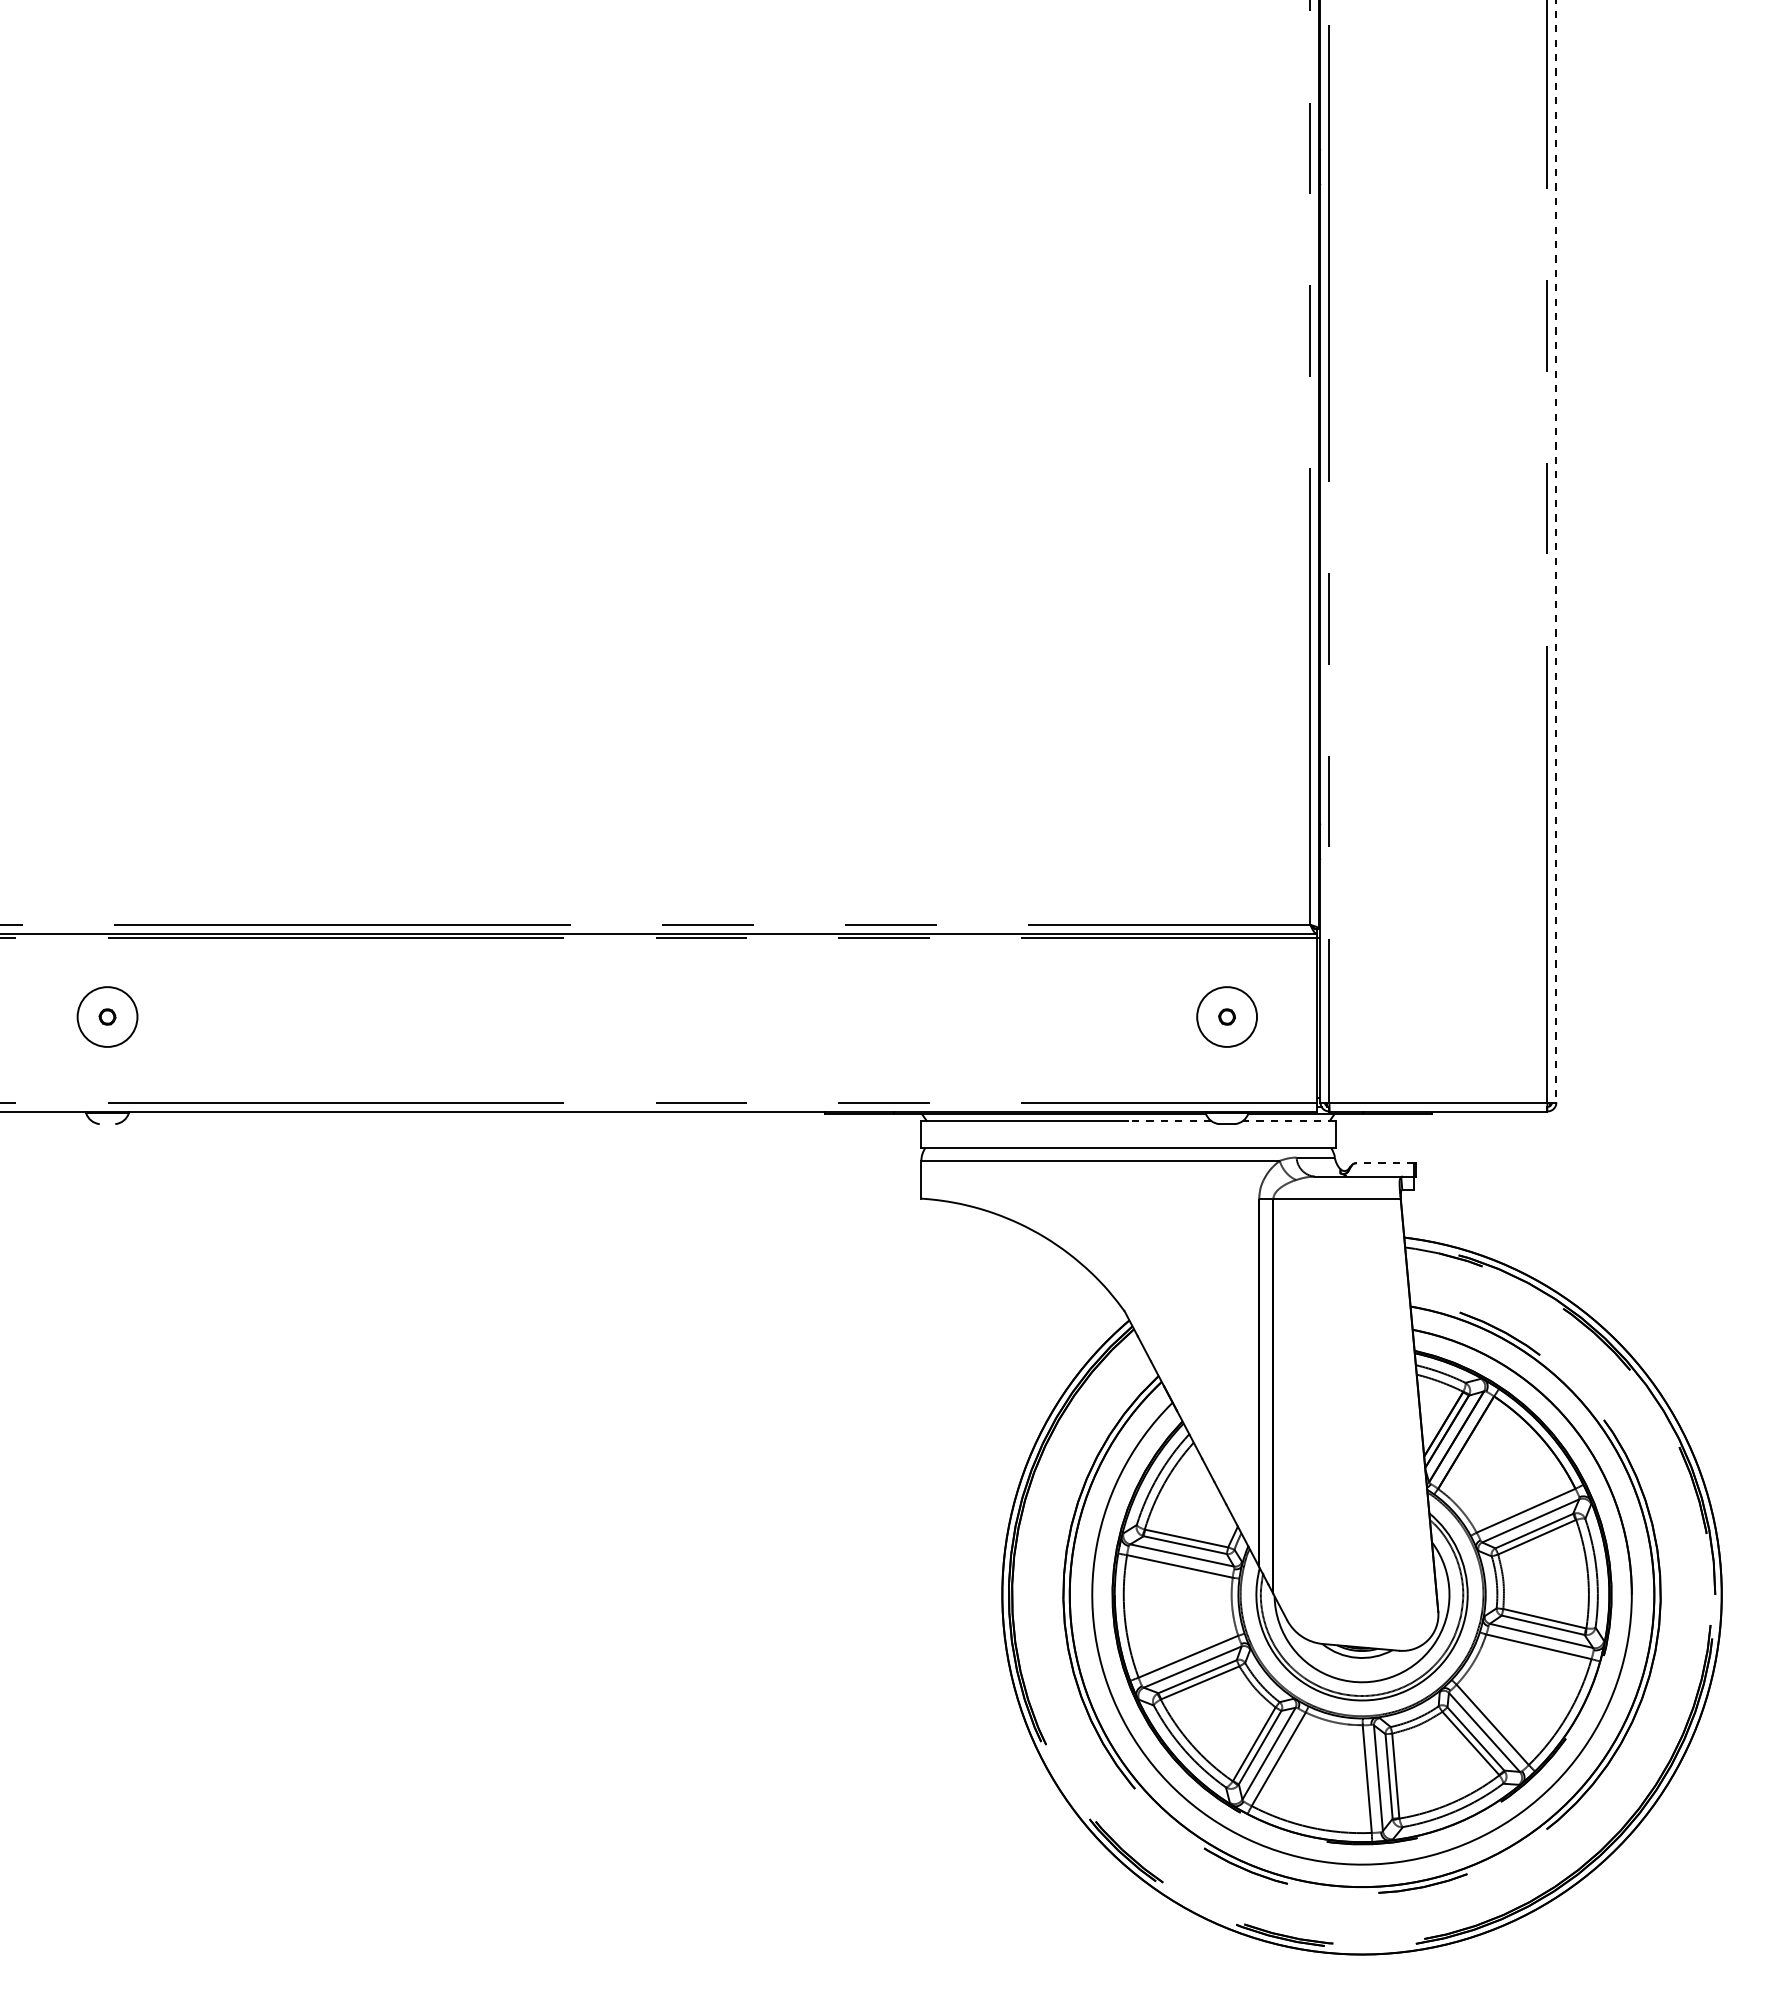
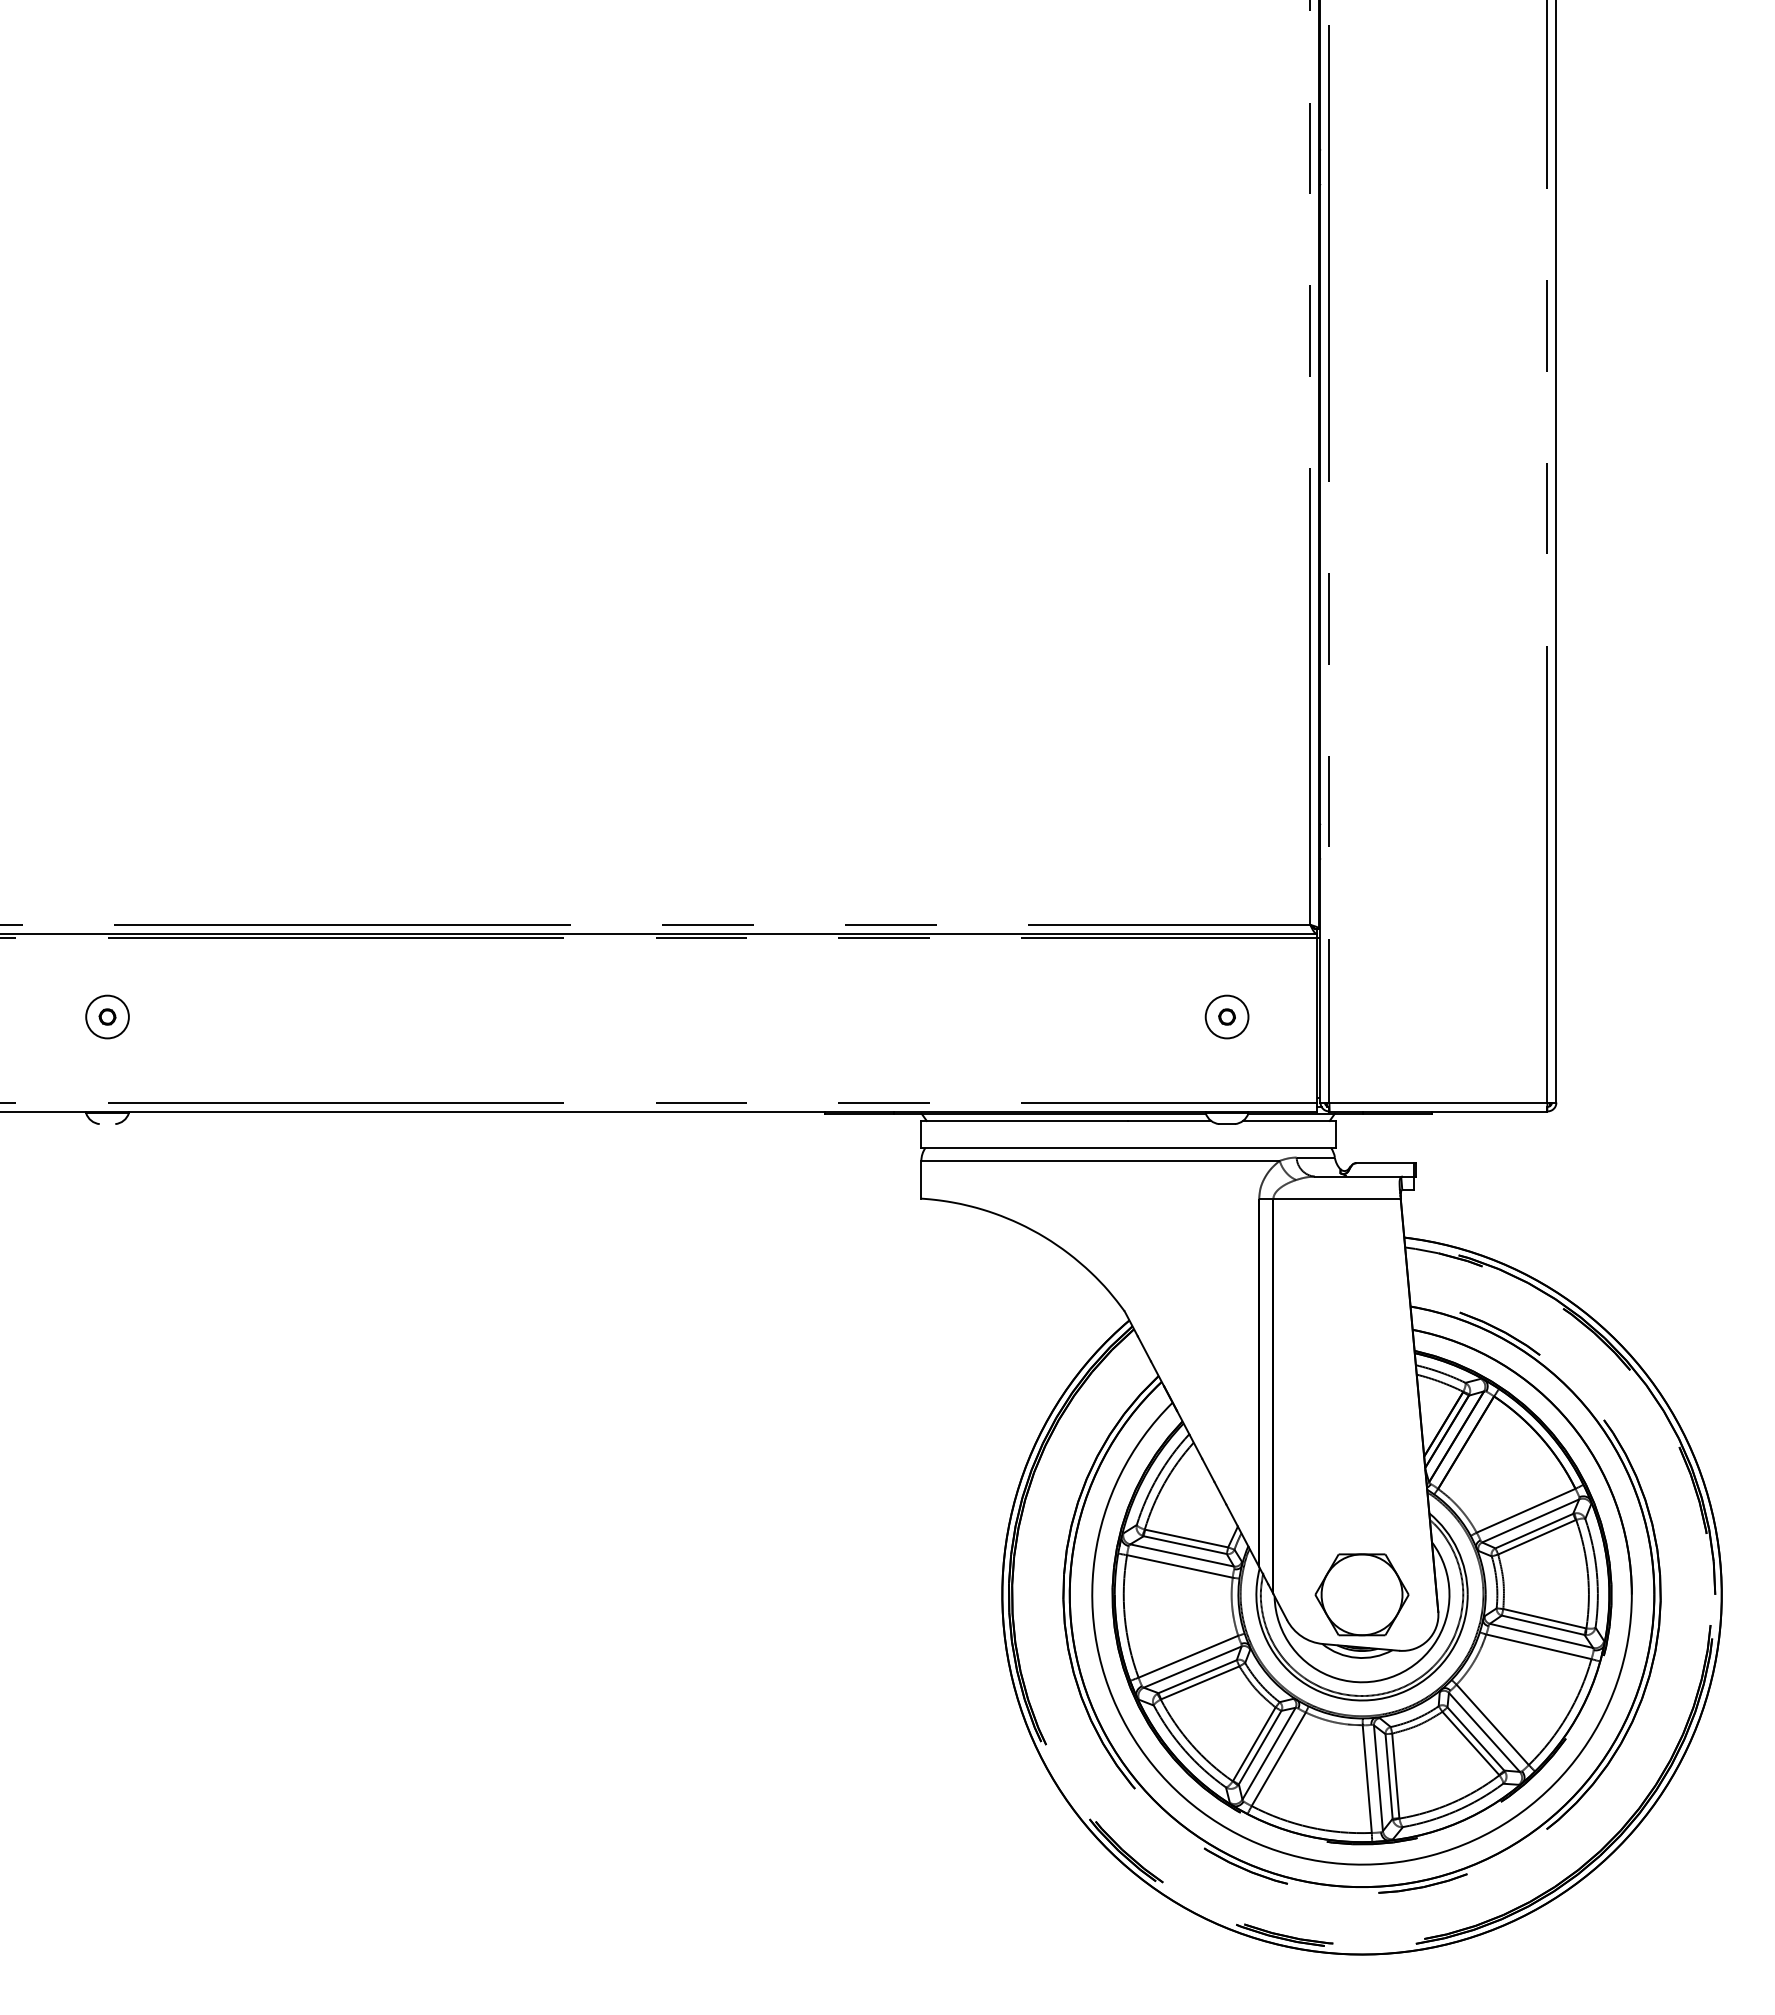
line: dashed -> solid (1556, 551)
circle diameter: 60 px -> 43 px (107, 1016)
circle diameter: 60 px -> 43 px (1226, 1016)
line: dashed -> solid (1169, 1120)
line: dashed -> solid (1288, 1120)
line: dashed -> solid (1385, 1163)
part: none -> present (1361, 1594)
